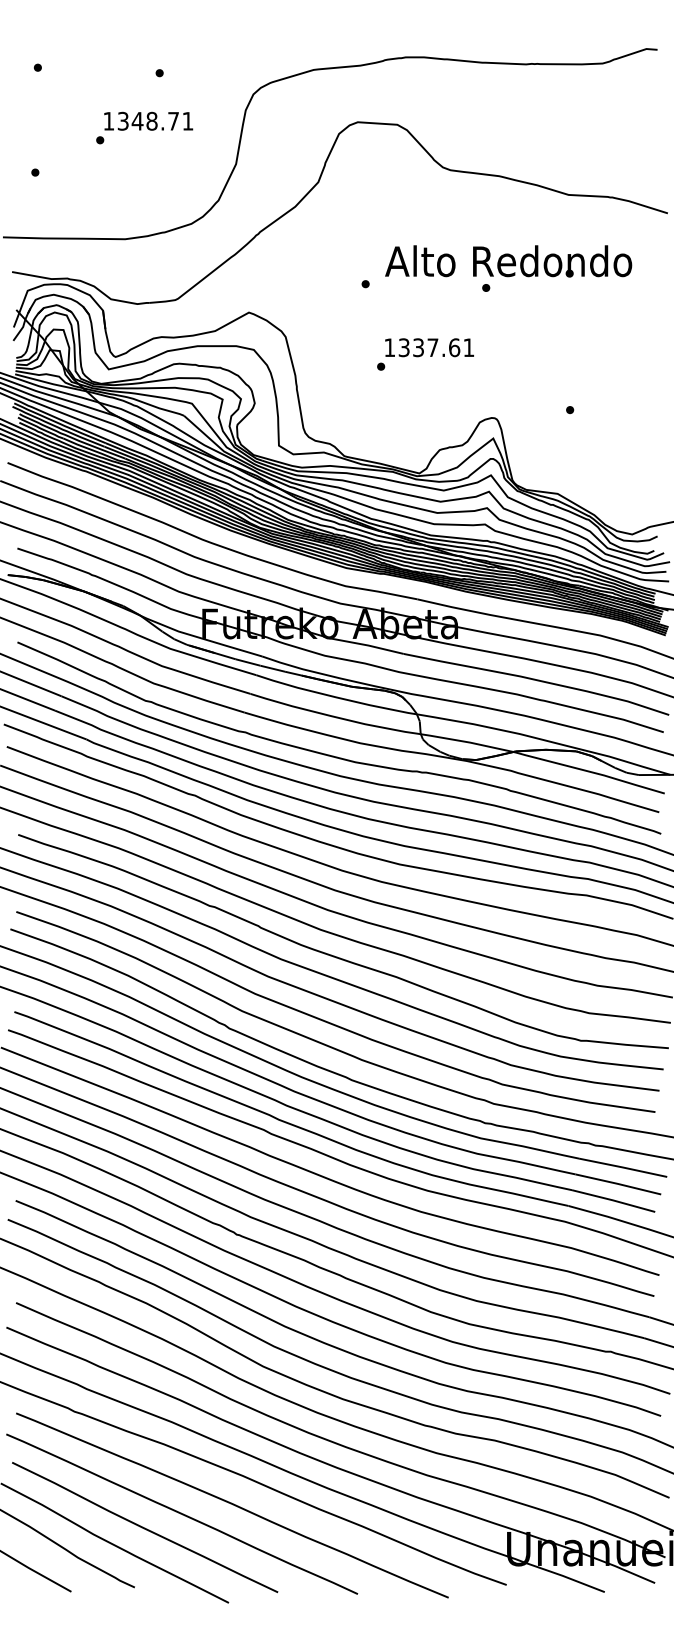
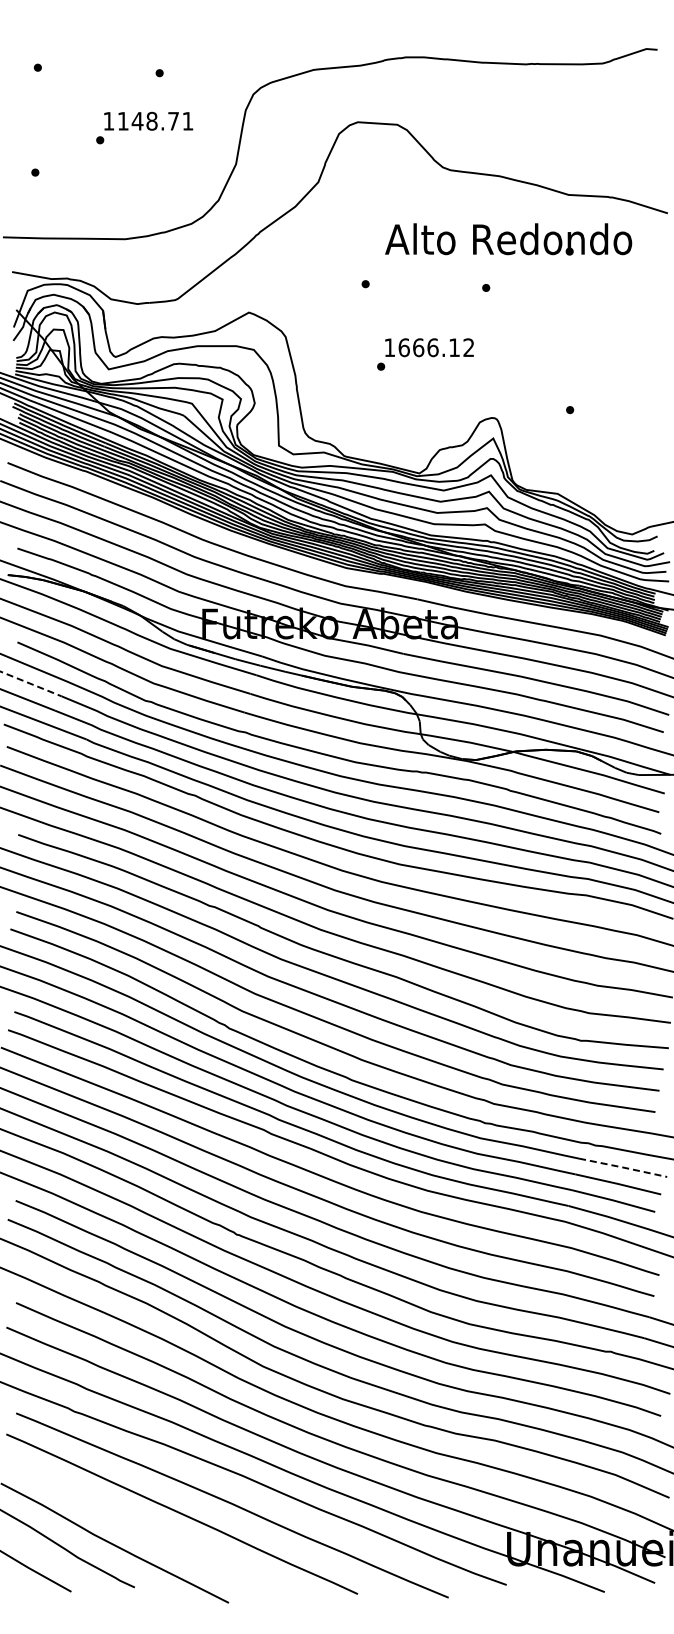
text: 1348.71 -> 1148.71 (122, 120)
text position: (508, 261) -> (508, 239) (508, 239)
text: 1337.61 -> 1666.12 (436, 347)
line: solid -> dashed (31, 684)
line: solid -> dashed (622, 1167)
curve: present -> none (145, 1527)
